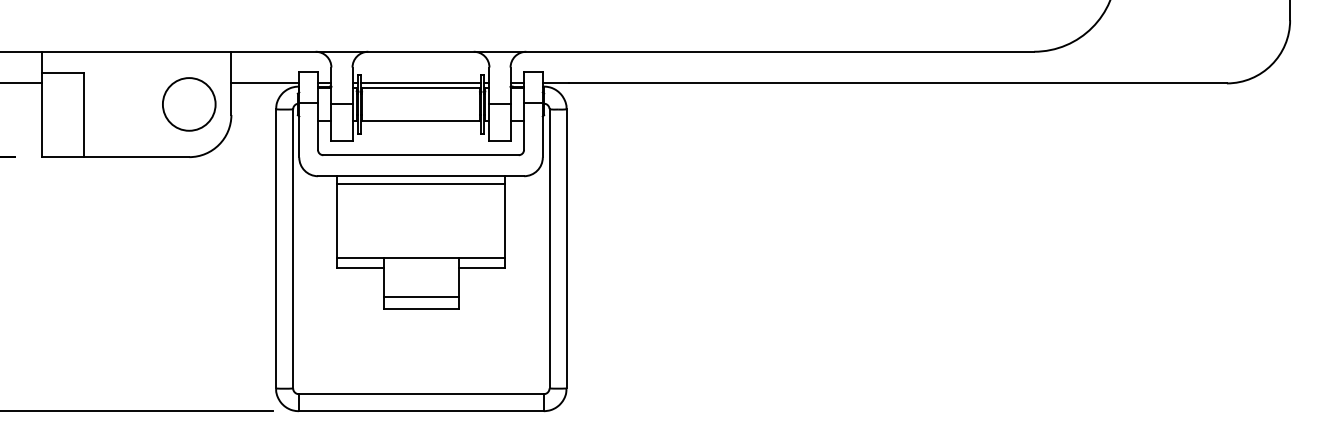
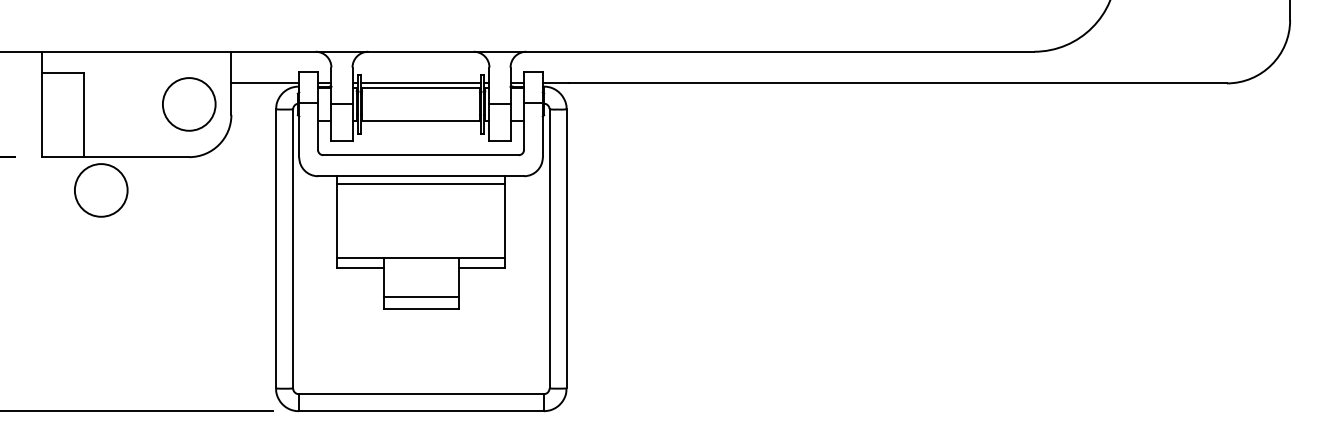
line: present -> none (21, 83)
circle: none -> present (101, 190)
